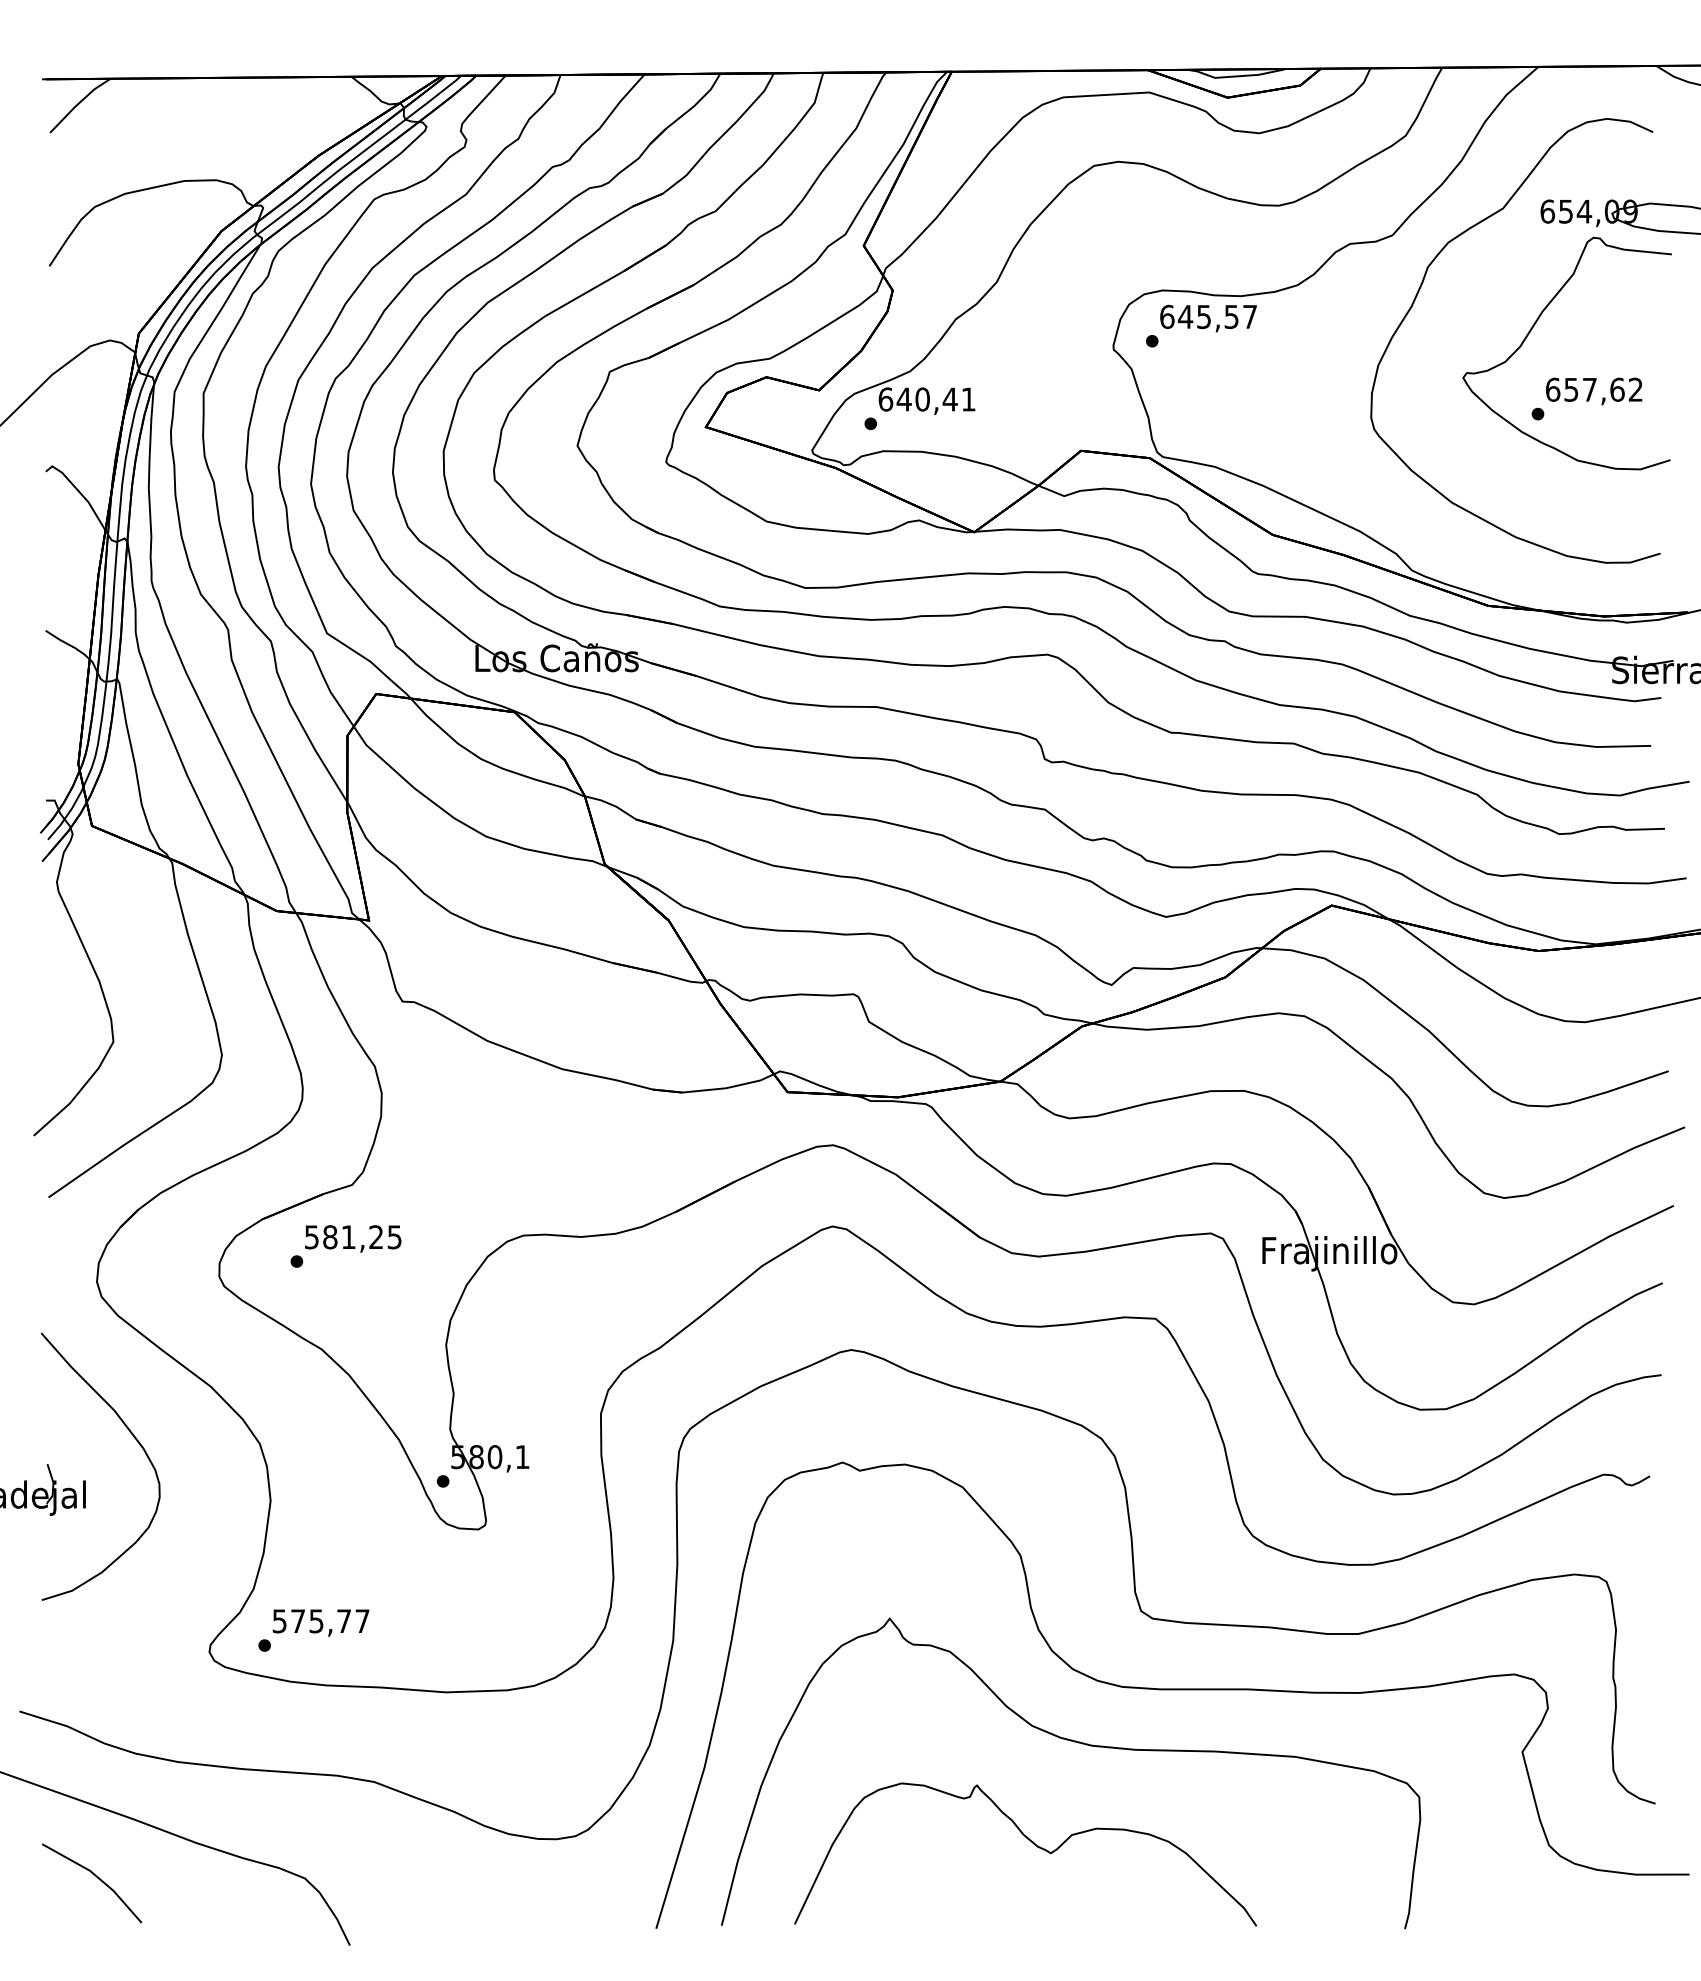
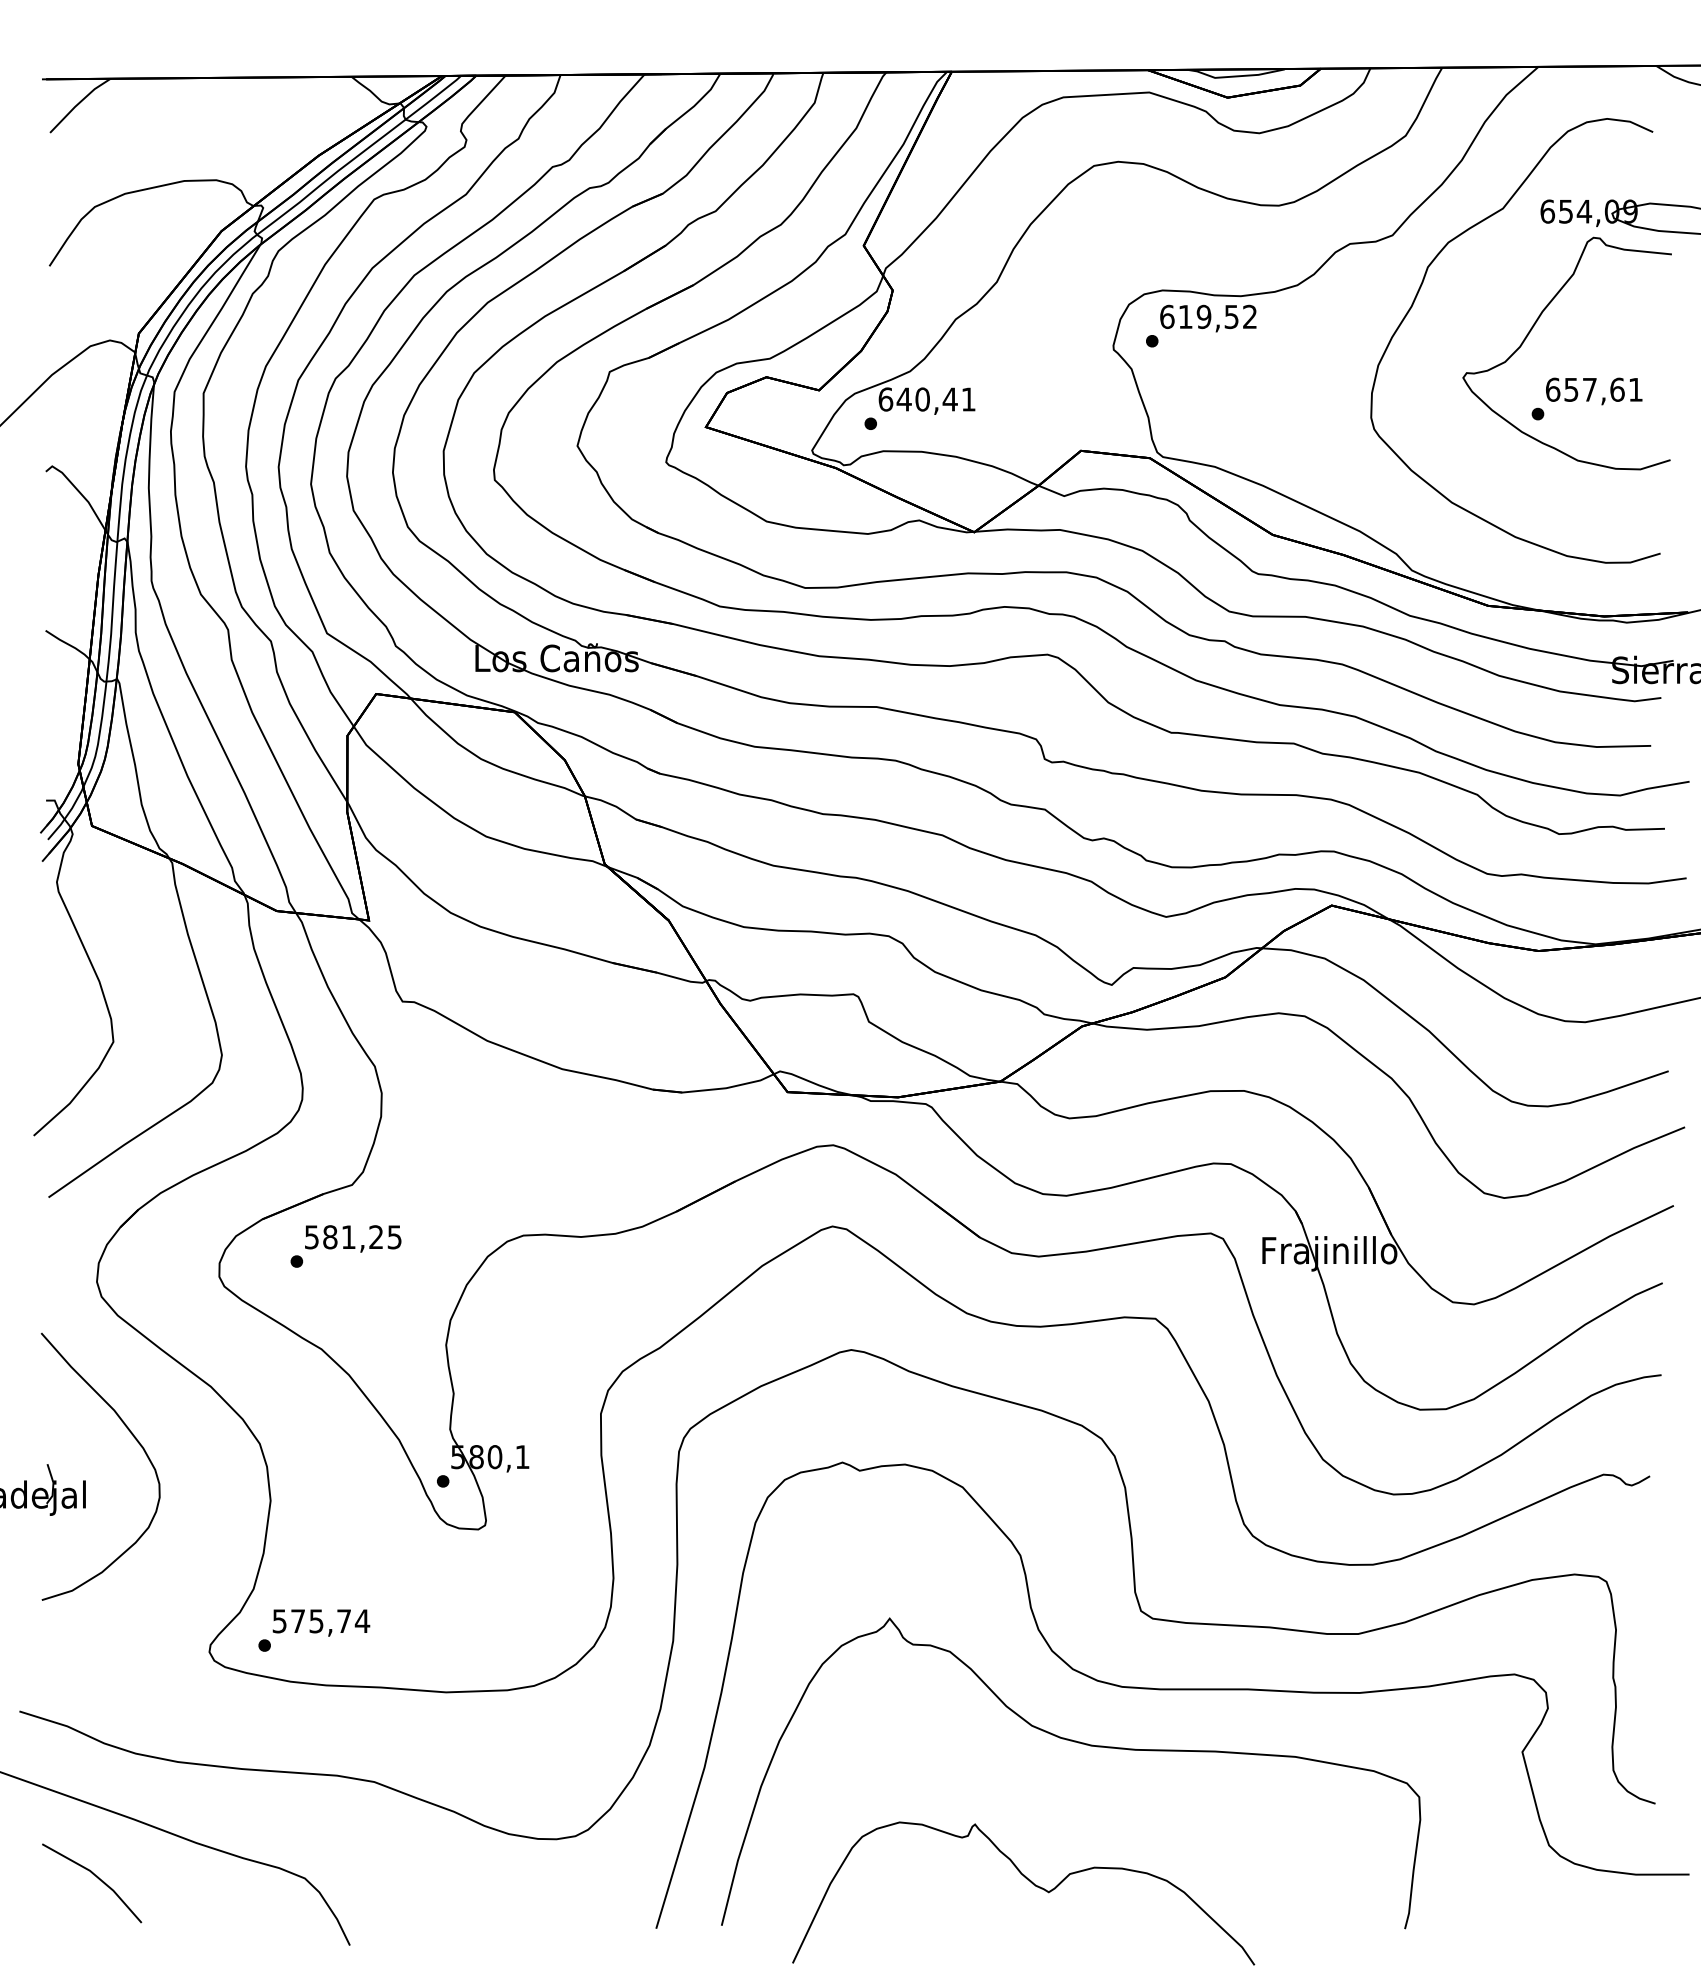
text: 645,57 -> 619,52 (1217, 316)
text: 657,62 -> 657,61 (1635, 389)
text: 575,77 -> 575,74 (362, 1620)
part position: (1034, 1845) -> (1032, 1884) (1032, 1884)
